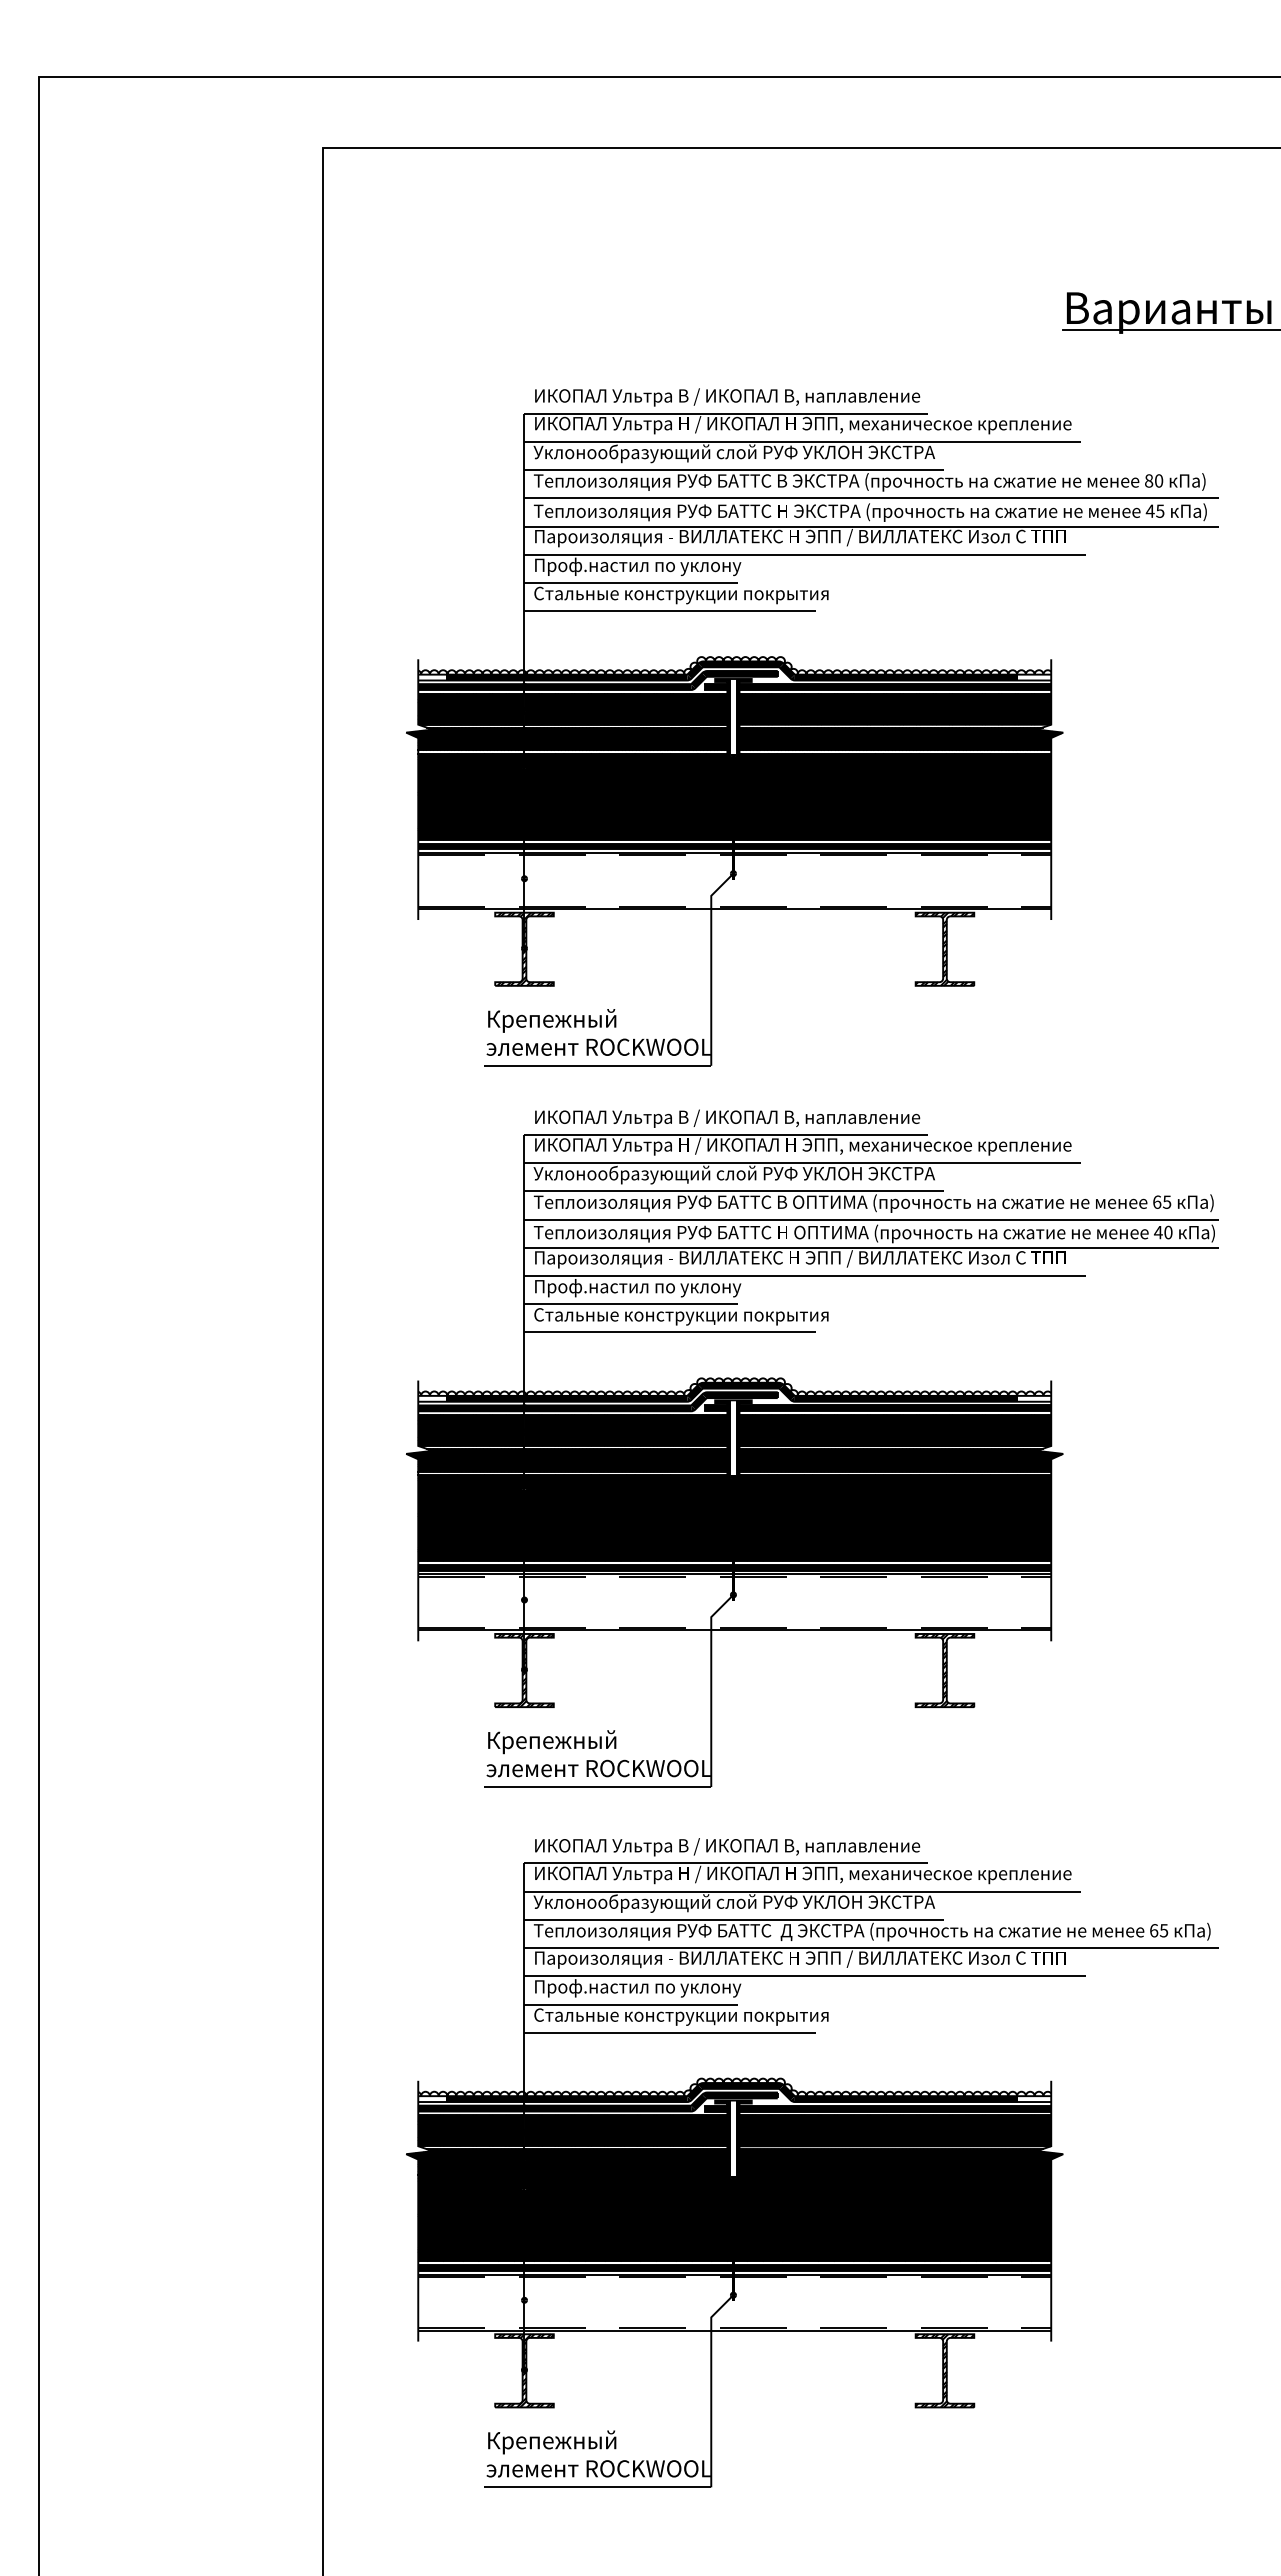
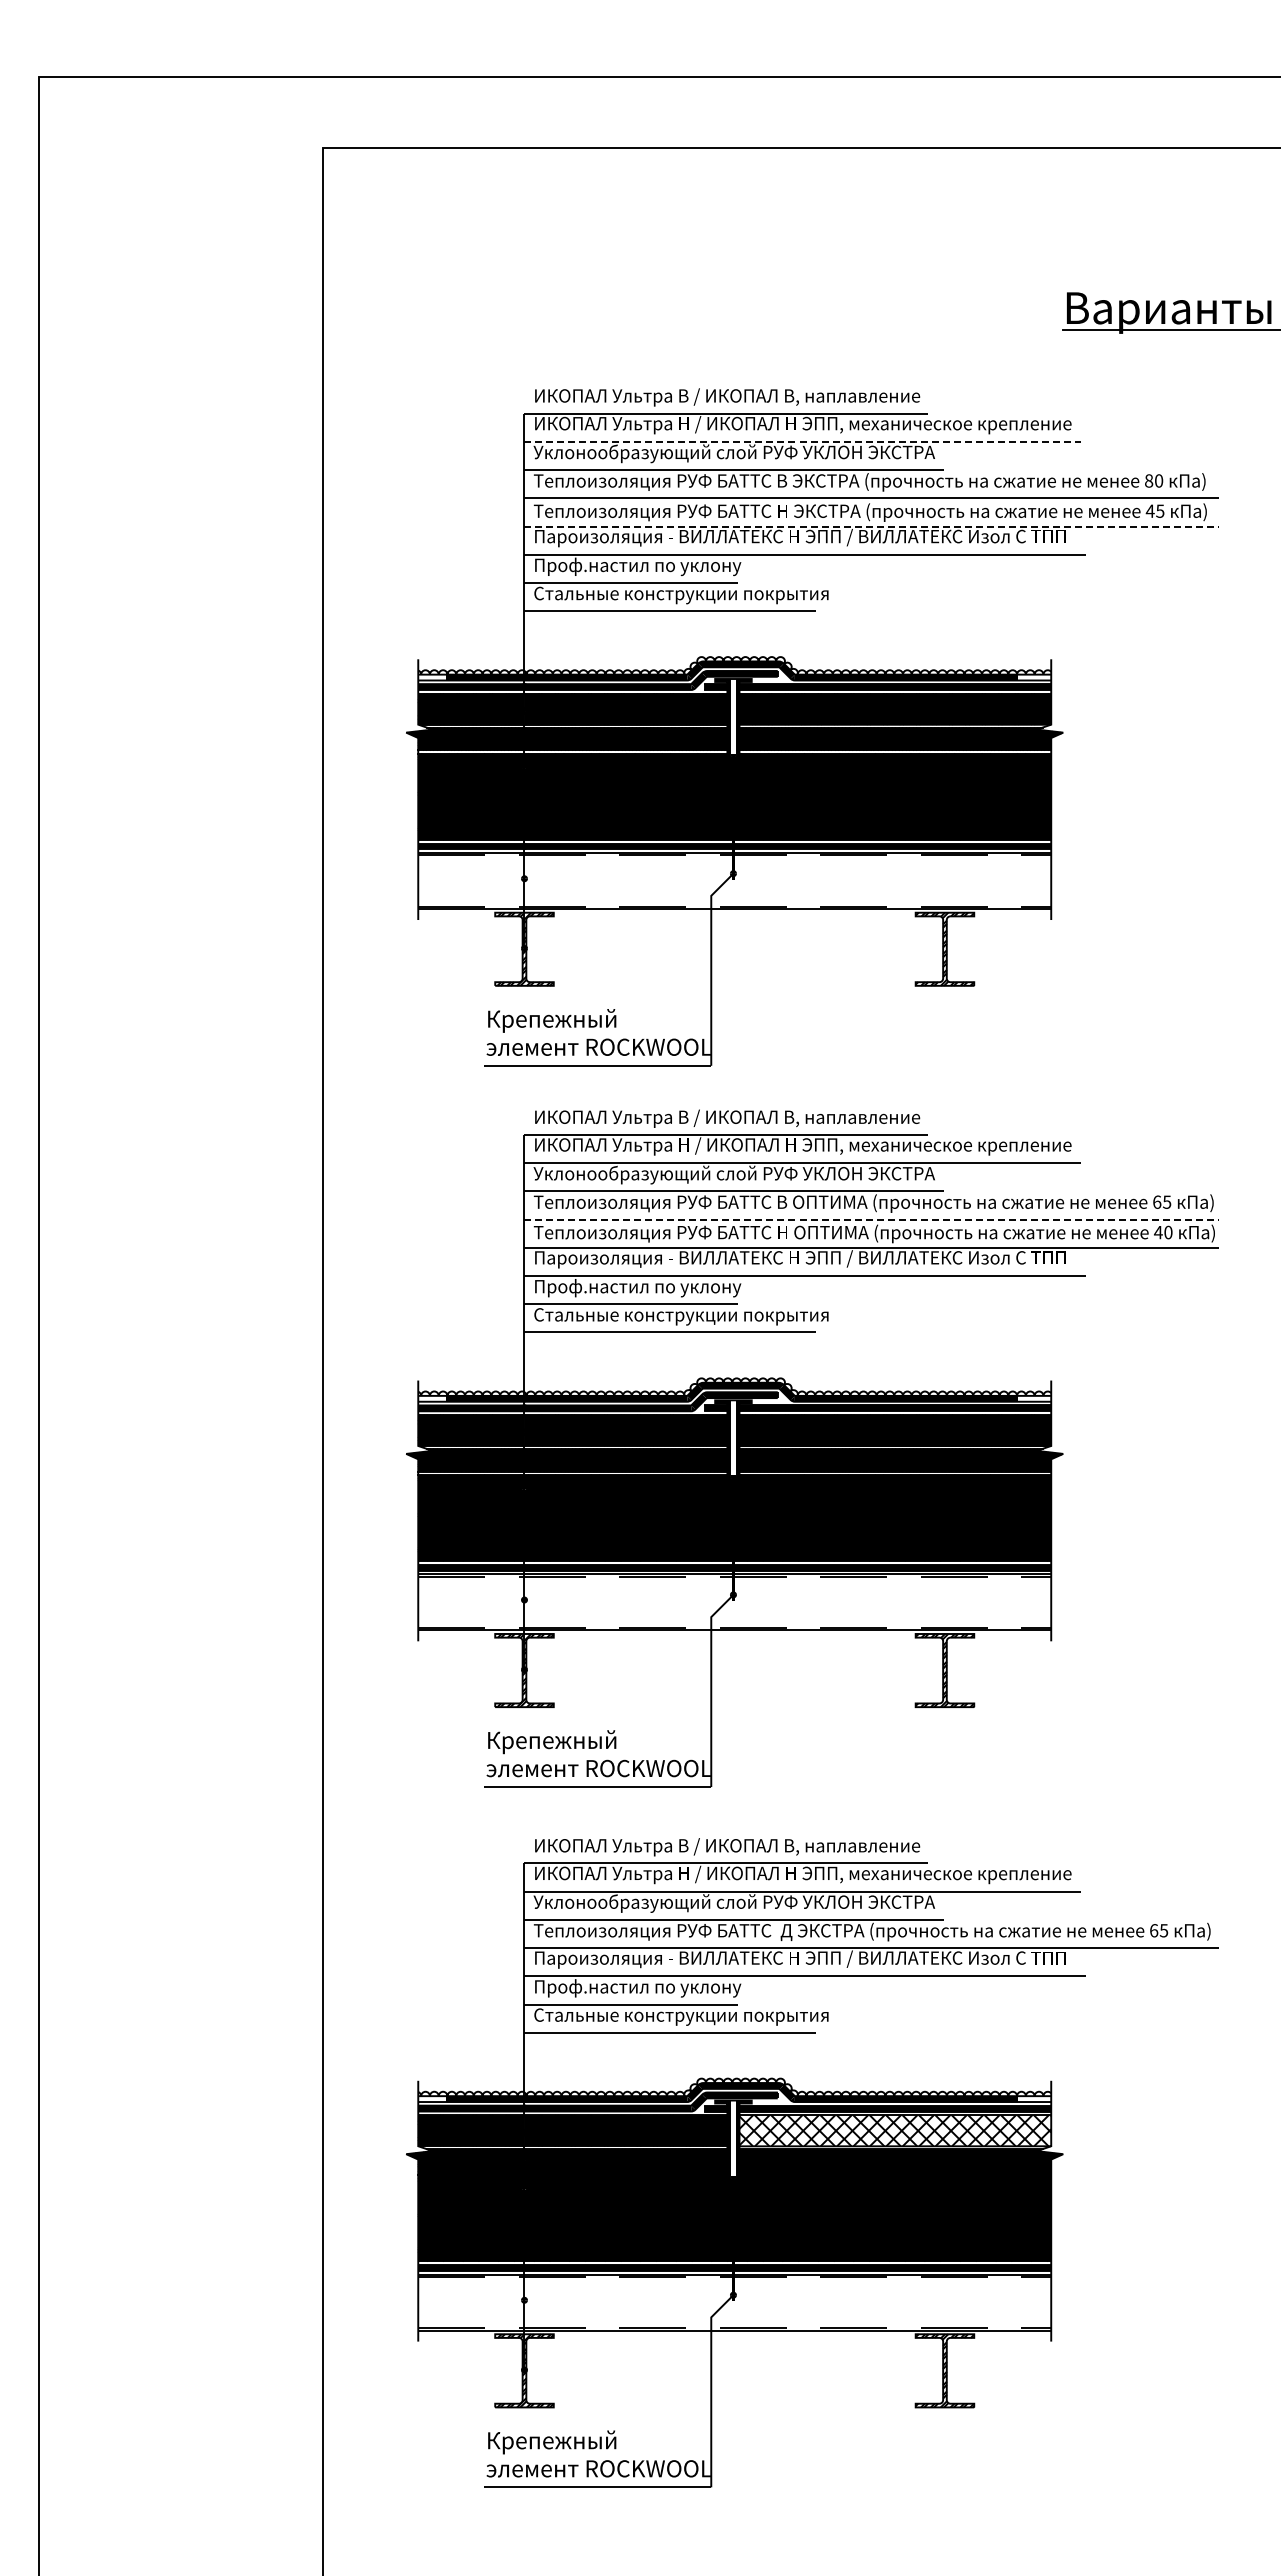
line: solid -> dashed (802, 441)
line: solid -> dashed (872, 526)
line: solid -> dashed (872, 1219)
fill: present -> none (895, 2130)
